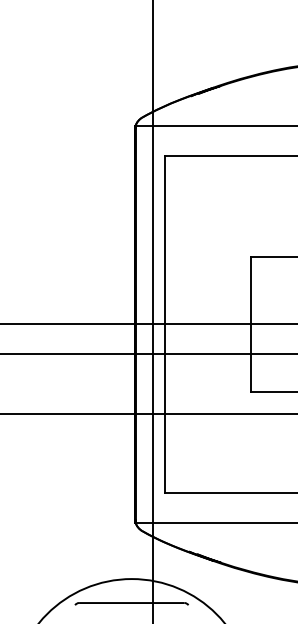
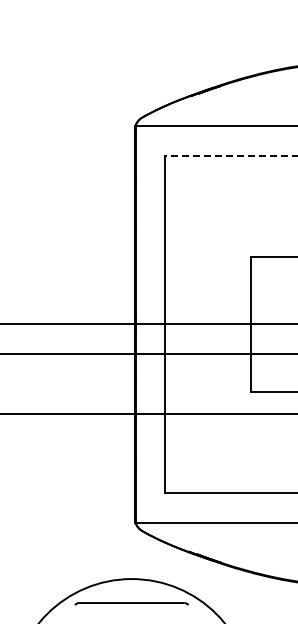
line: solid -> dashed (230, 155)
line: present -> none (153, 311)
